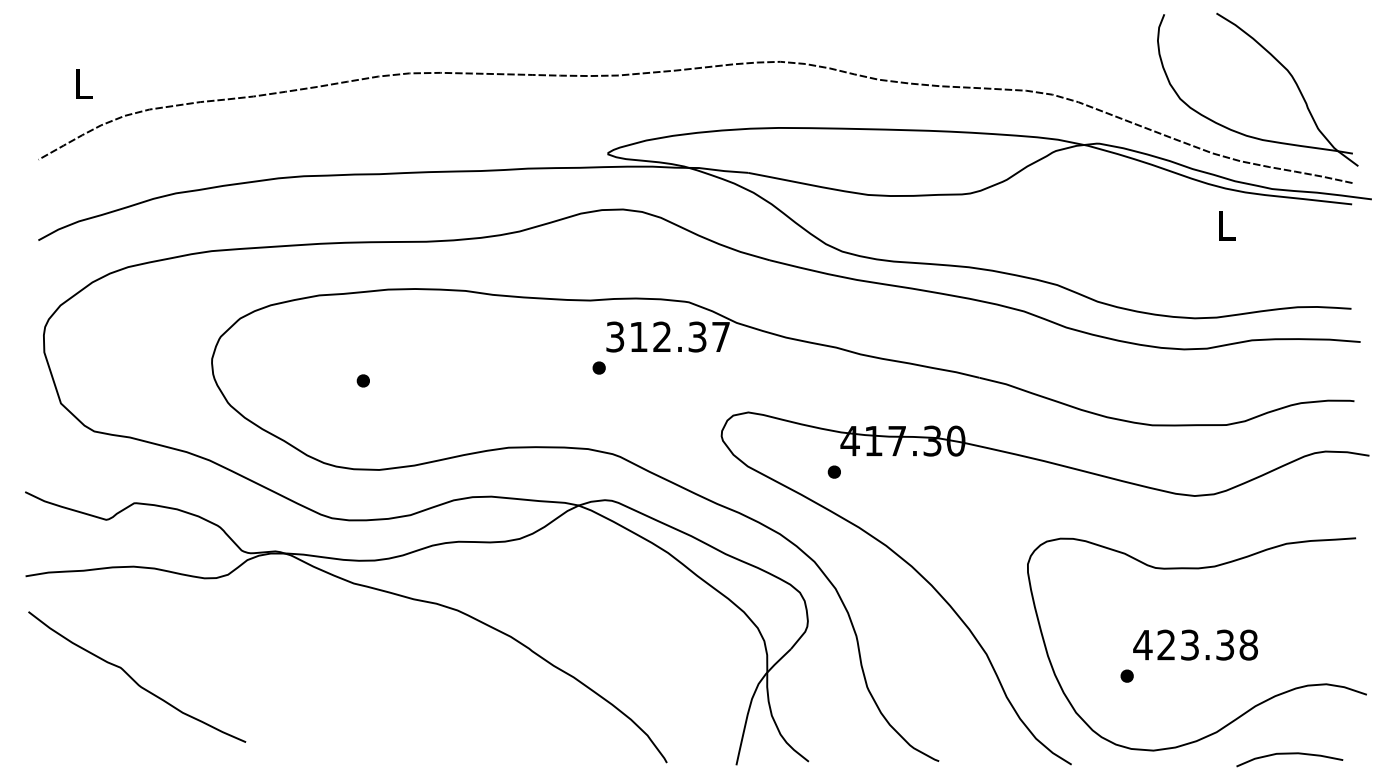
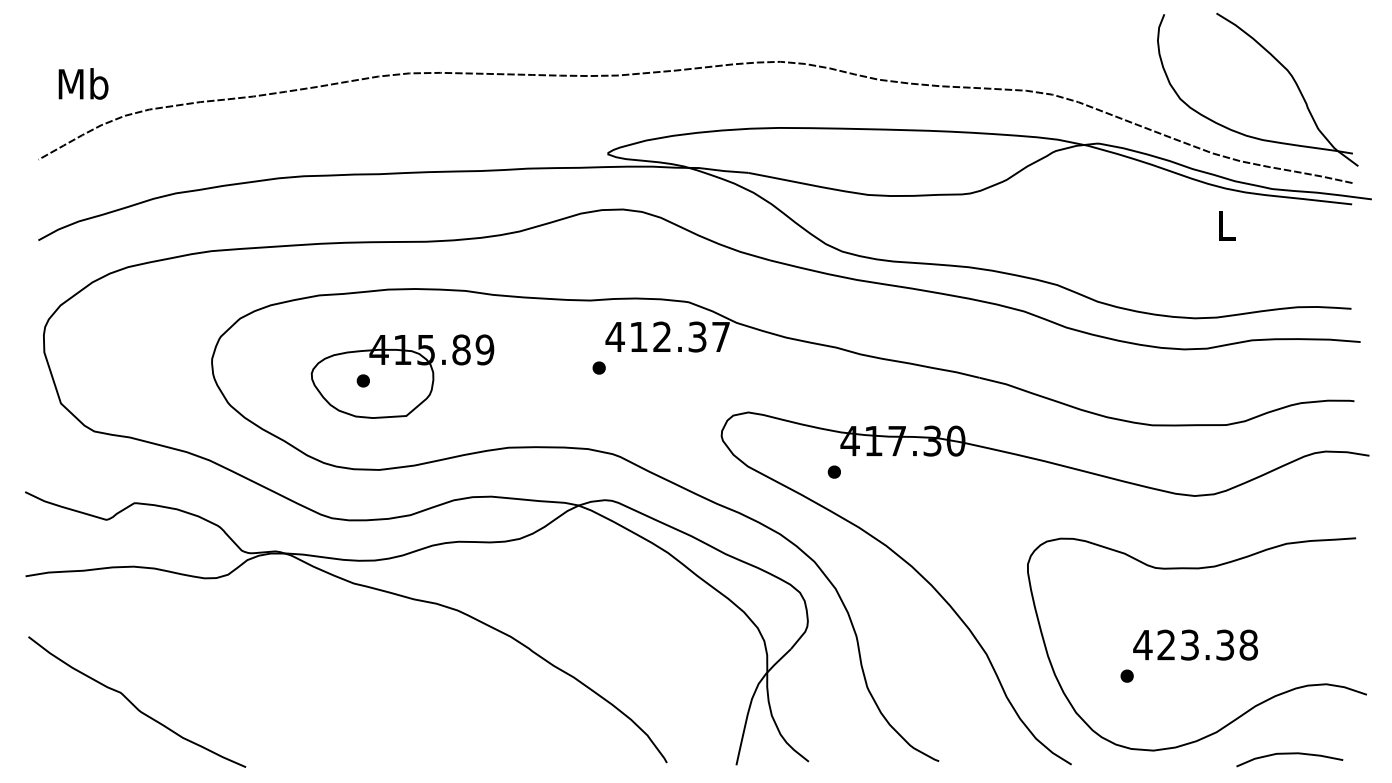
text: L -> Mb (83, 83)
text: 312.37 -> 412.37 (614, 336)
part: none -> present (402, 376)
curve position: (134, 679) -> (134, 704) (134, 704)
